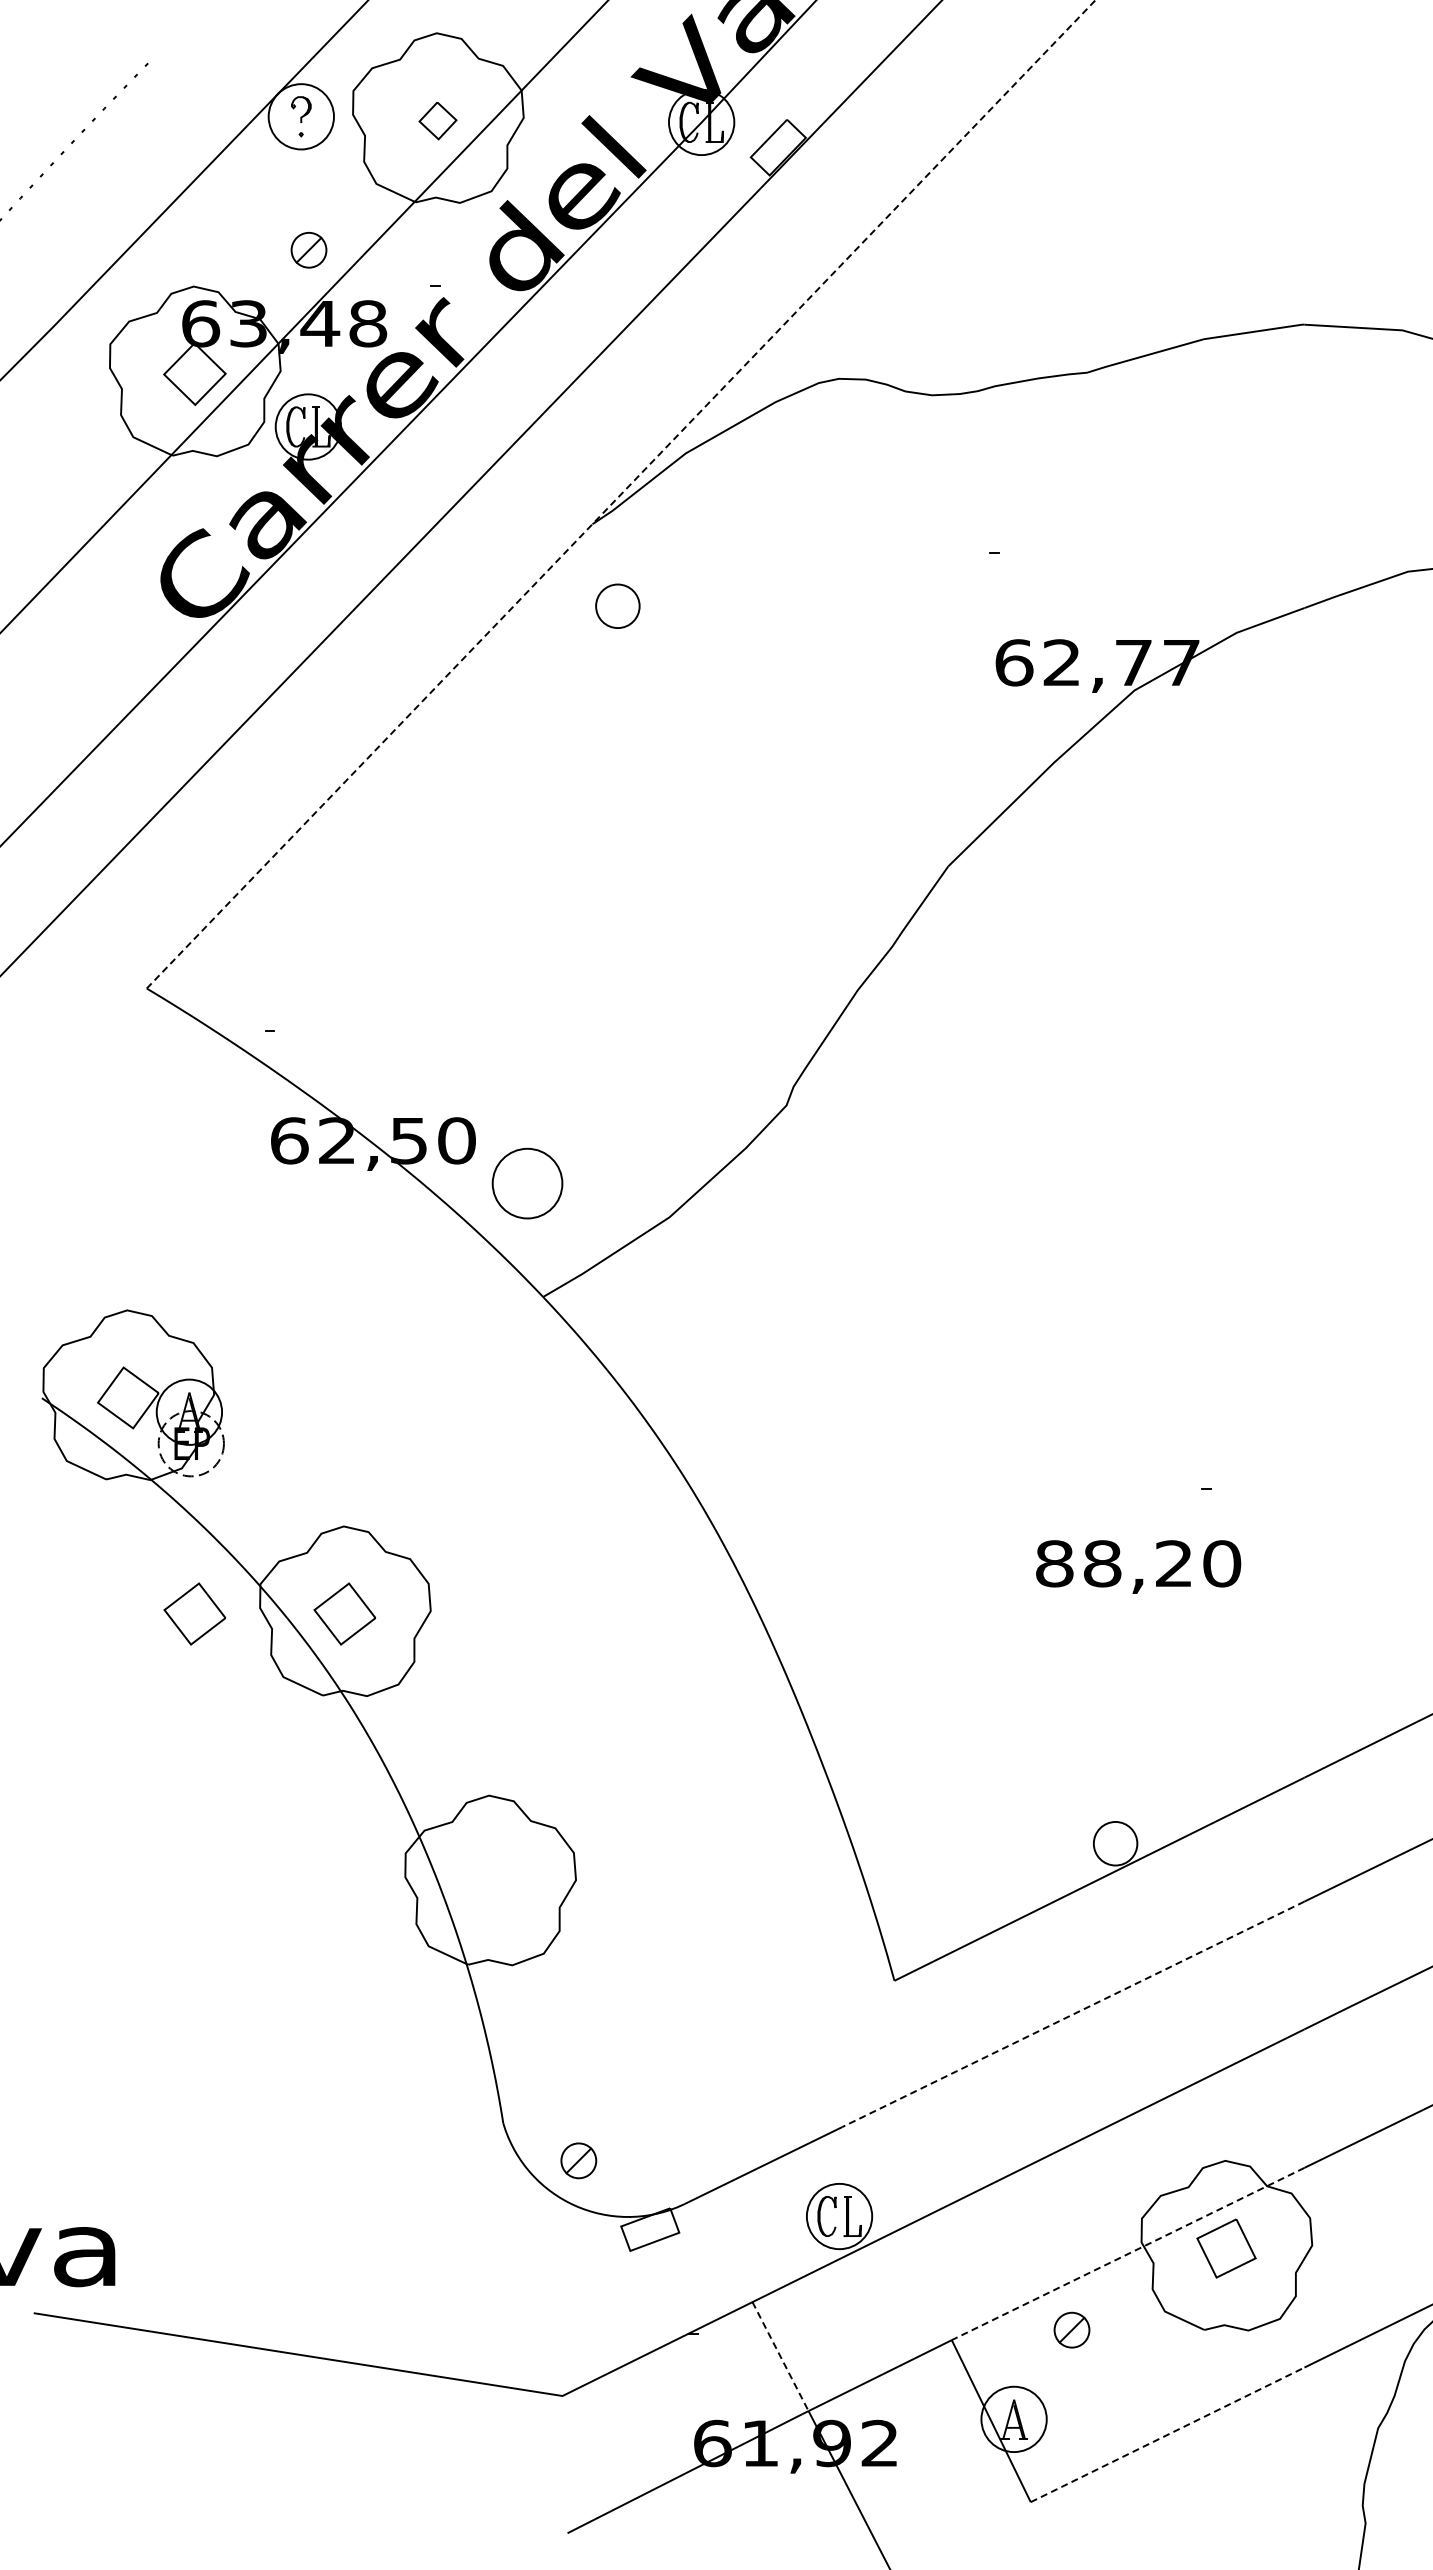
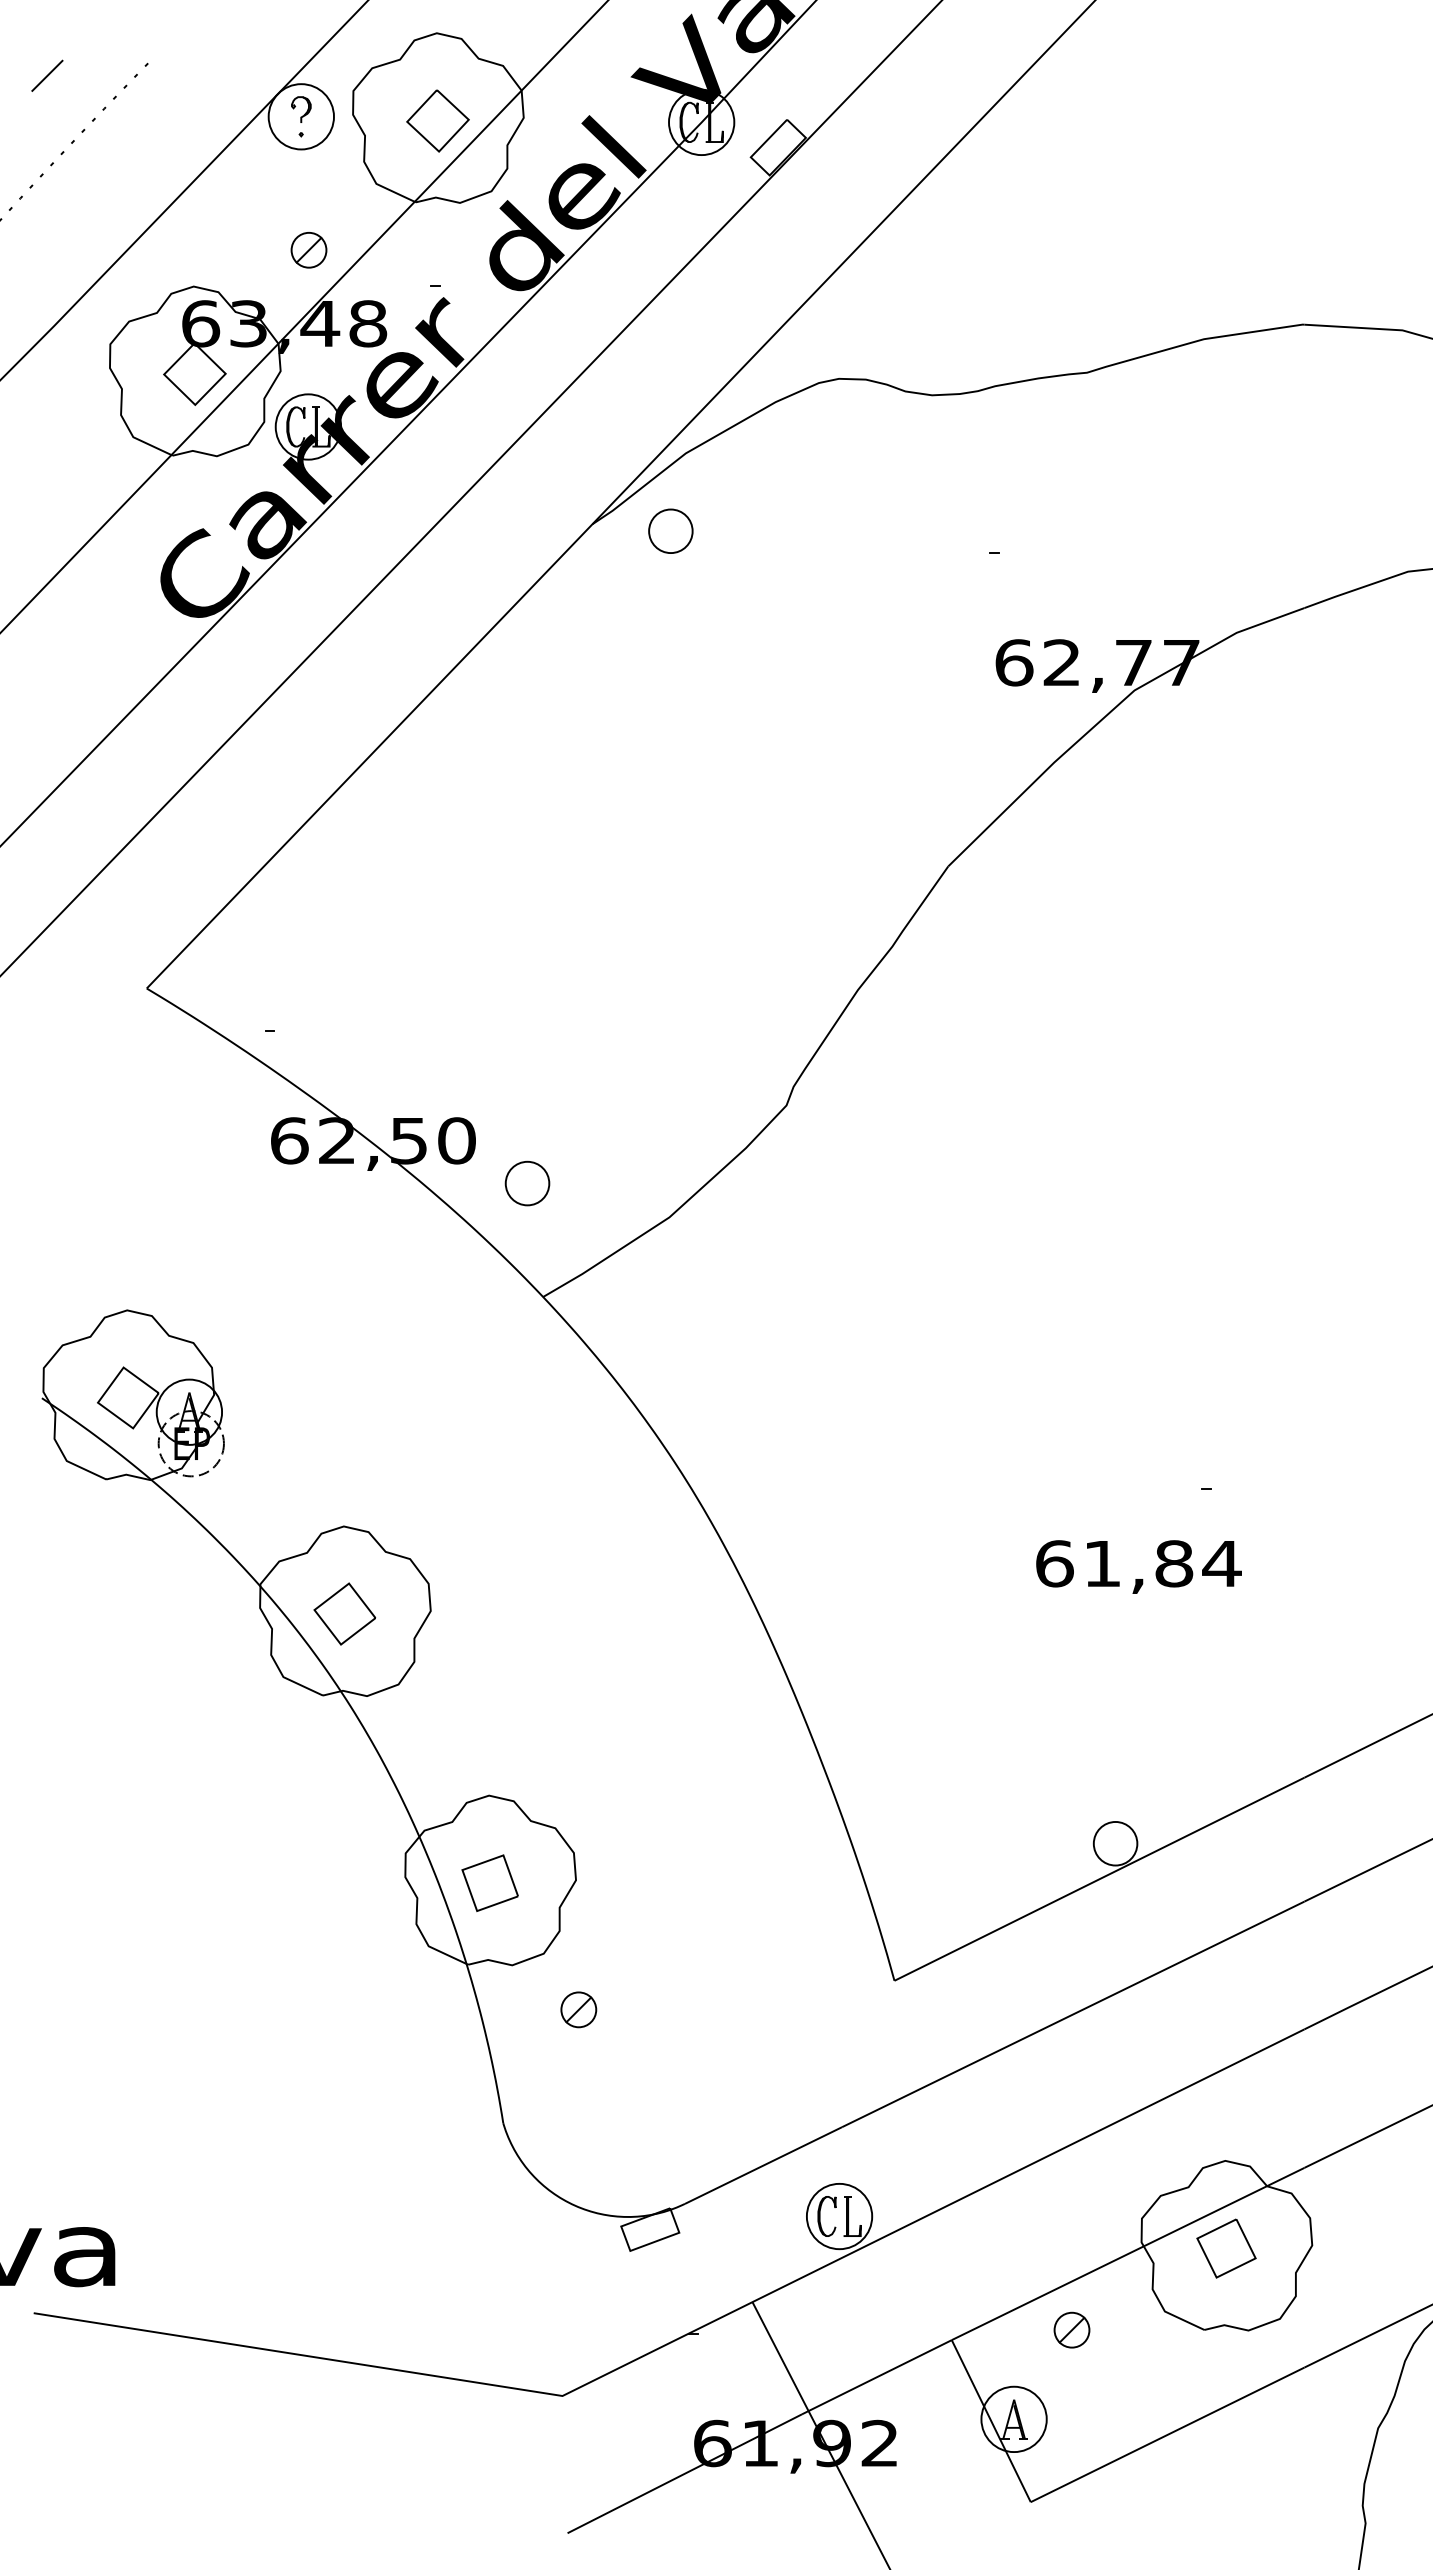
line: none -> present (47, 75)
part size: 40x39 px -> 64x64 px (437, 120)
line: dashed -> solid (621, 493)
part position: (617, 605) -> (670, 530) (670, 530)
part size: 73x73 px -> 47x47 px (527, 1183)
text: 88,20 -> 61,84 (1138, 1563)
part: present -> none (194, 1613)
part: none -> present (489, 1882)
line: dashed -> solid (1072, 2014)
part position: (578, 2160) -> (578, 2009) (578, 2009)
line: dashed -> solid (1127, 2254)
line: dashed -> solid (780, 2357)
line: dashed -> solid (1168, 2434)
